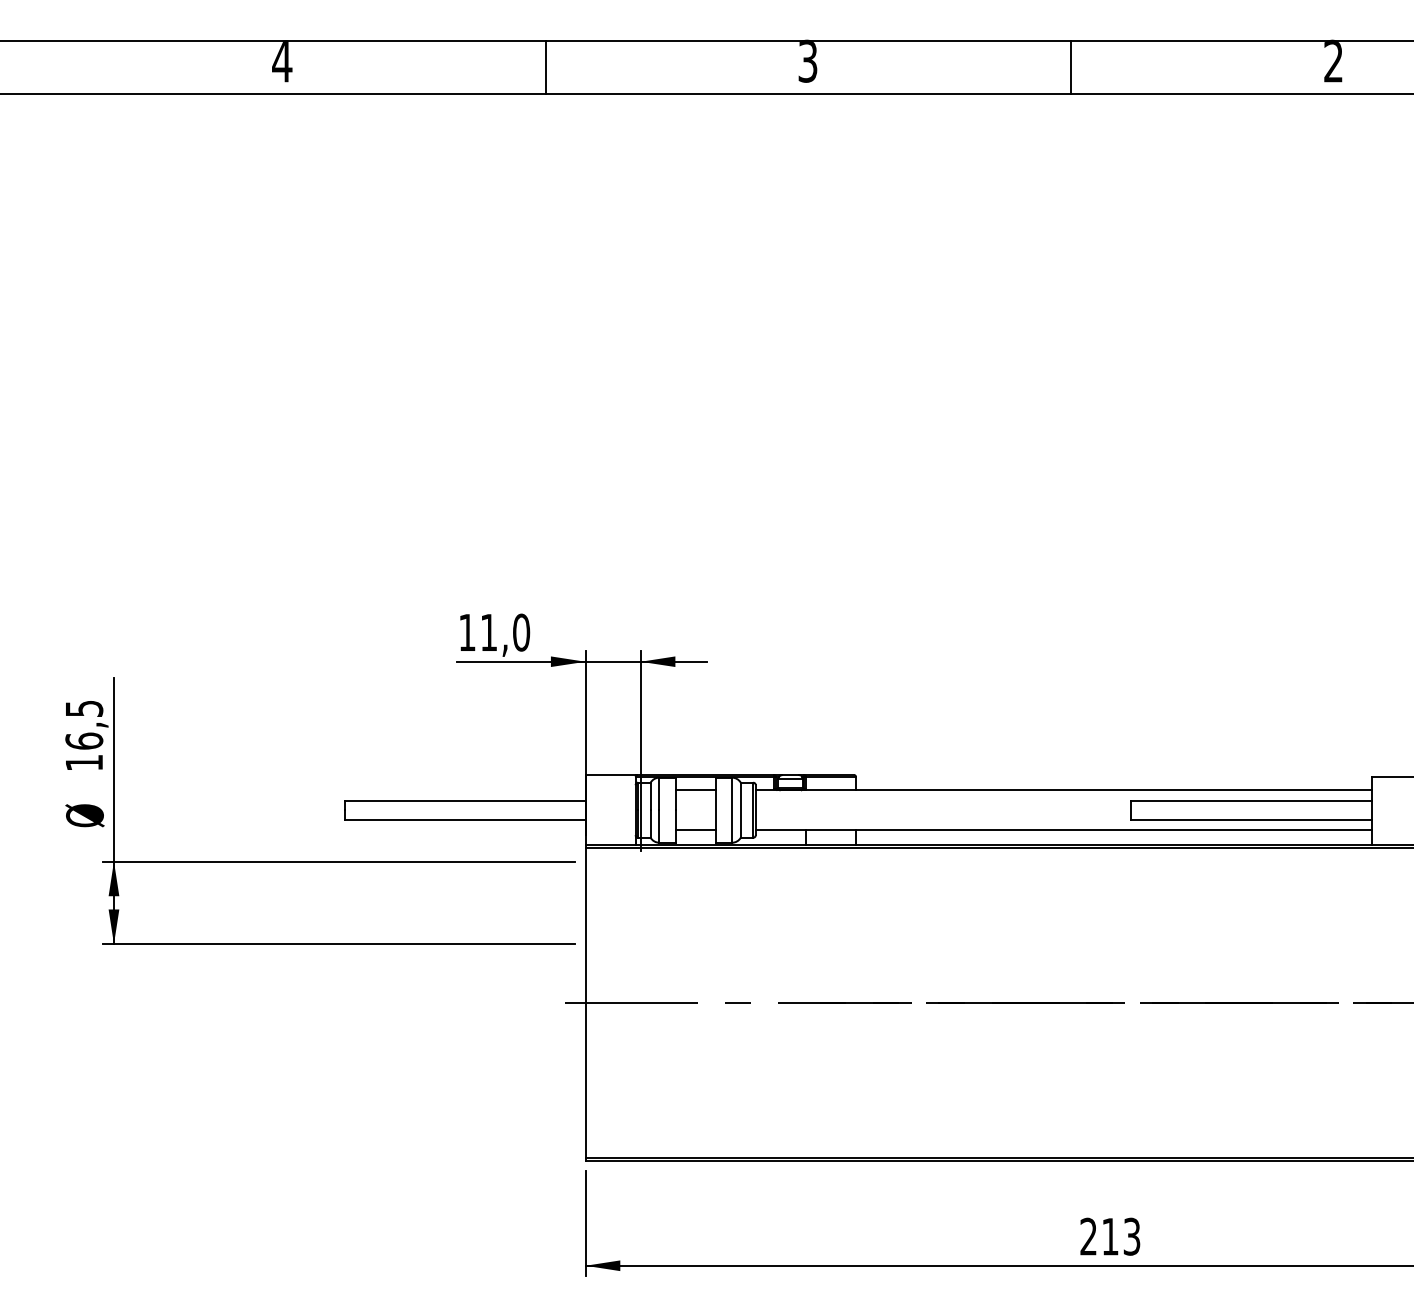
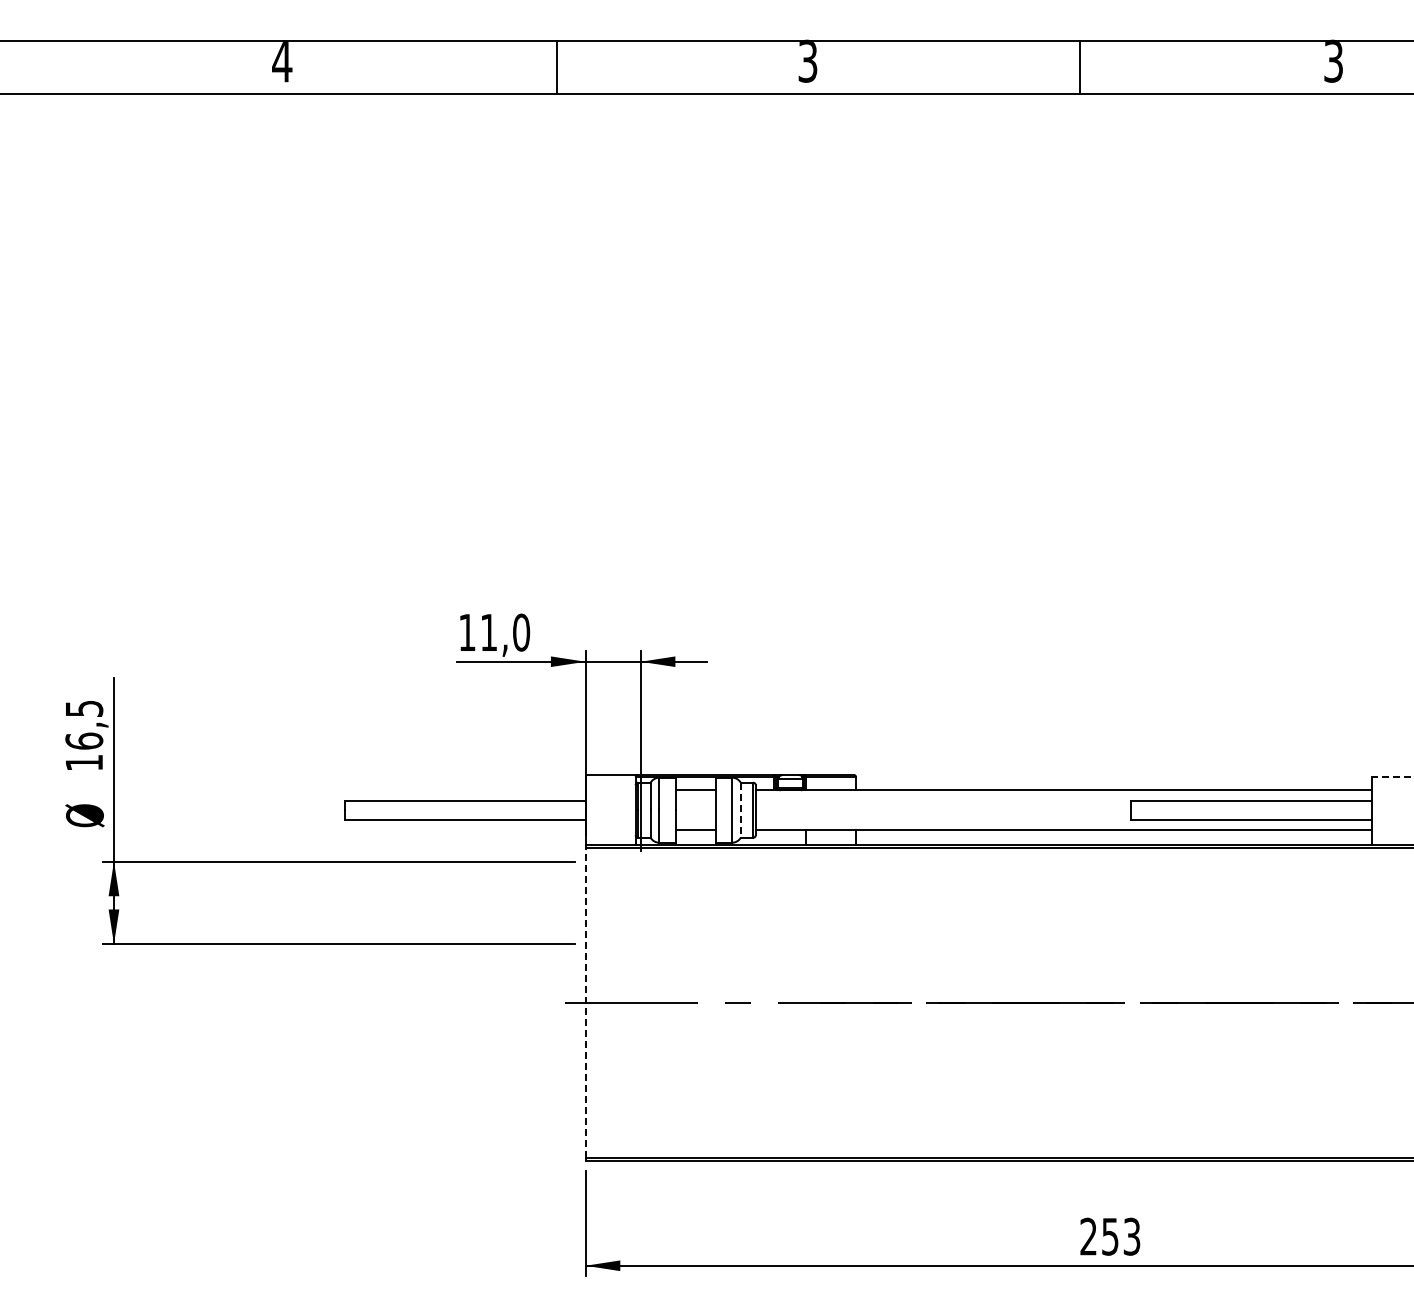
text: 2 -> 3 (1333, 62)
line position: (545, 67) -> (556, 67) (556, 67)
line position: (1071, 67) -> (1080, 67) (1080, 67)
line: solid -> dashed (1392, 776)
line: solid -> dashed (740, 810)
line: solid -> dashed (585, 1002)
text: 213 -> 253 (1110, 1236)
